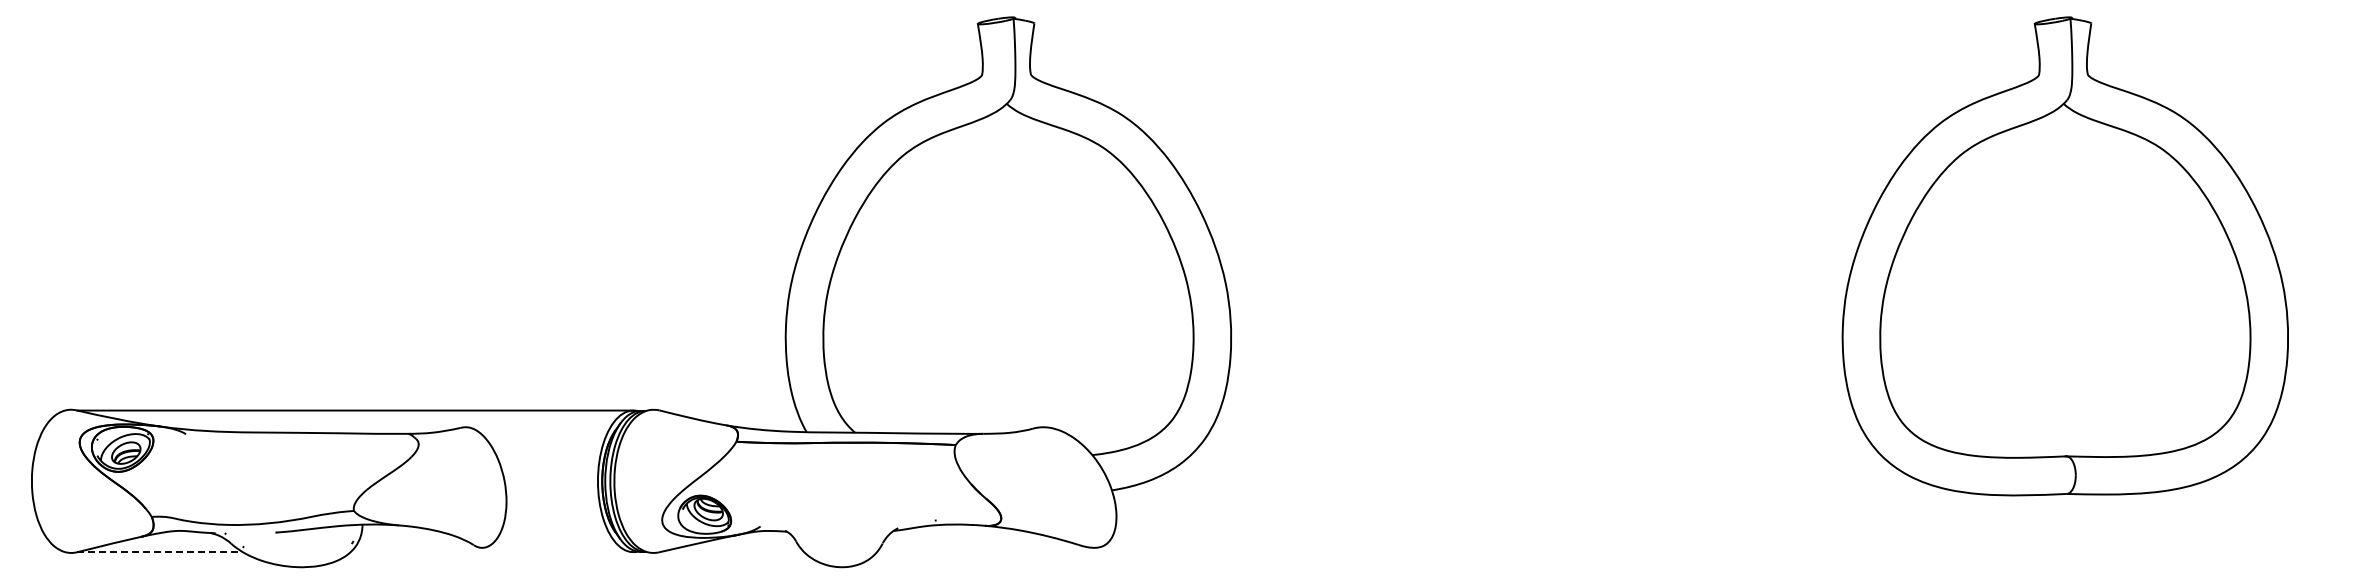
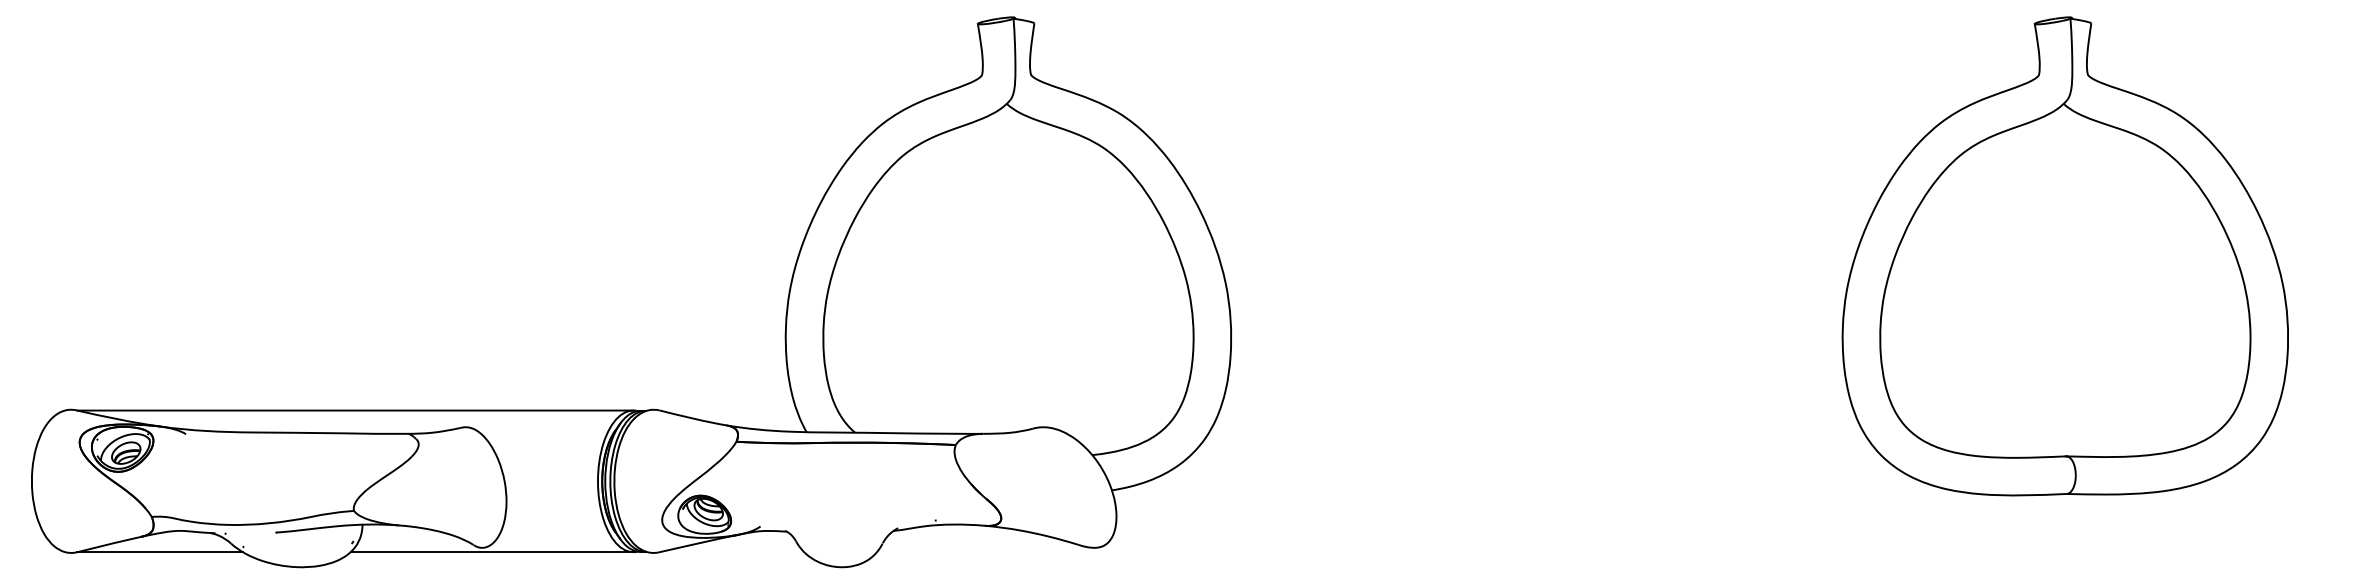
line: dashed -> solid (160, 552)
line: none -> present (491, 552)
